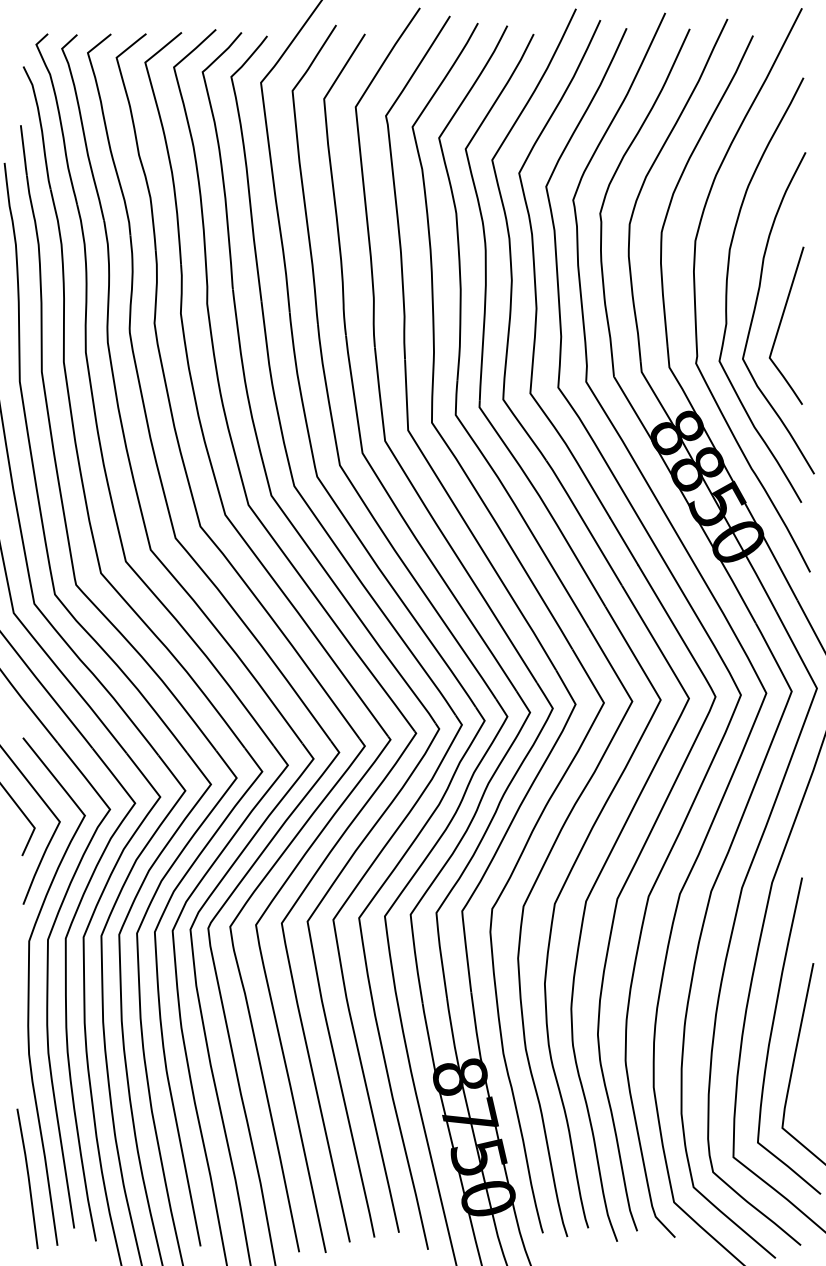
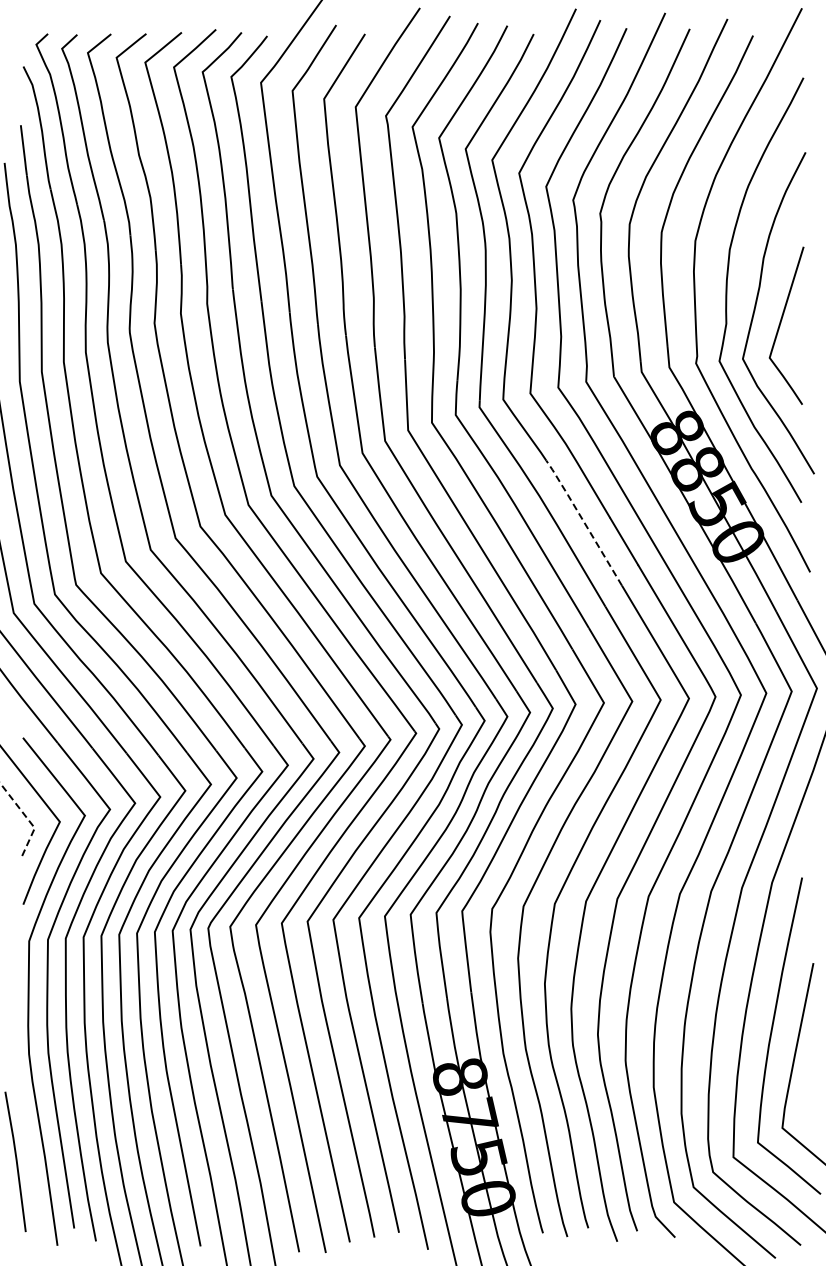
line: solid -> dashed (583, 521)
line: solid -> dashed (26, 817)
line position: (27, 1178) -> (15, 1161) (15, 1161)
